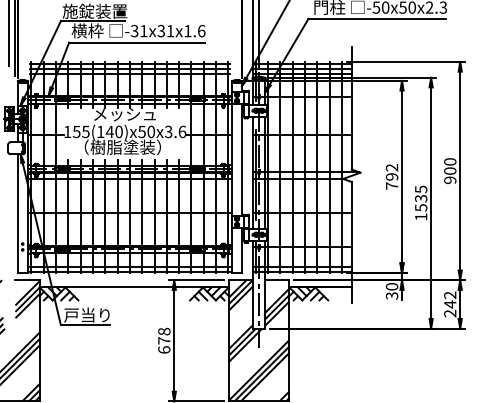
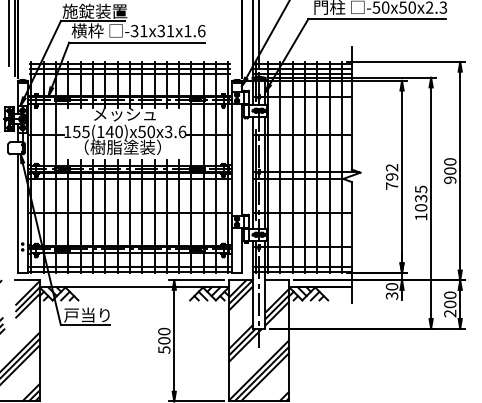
text: 1535 -> 1035 (421, 207)
text: 242 -> 200 (450, 299)
text: 678 -> 500 (164, 340)
